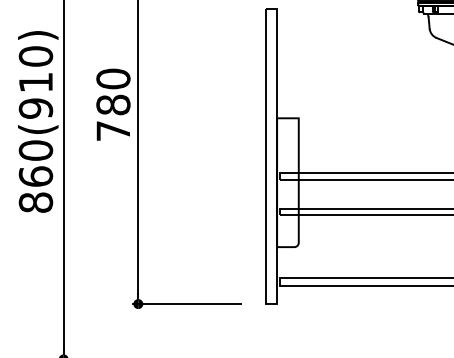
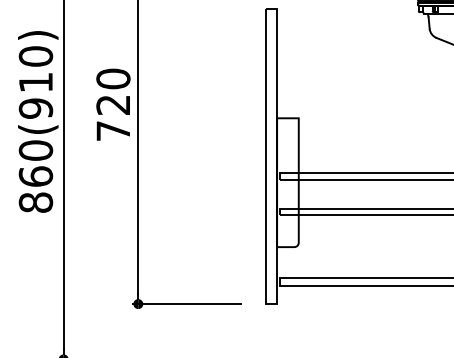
text: 780 -> 720 (113, 104)
